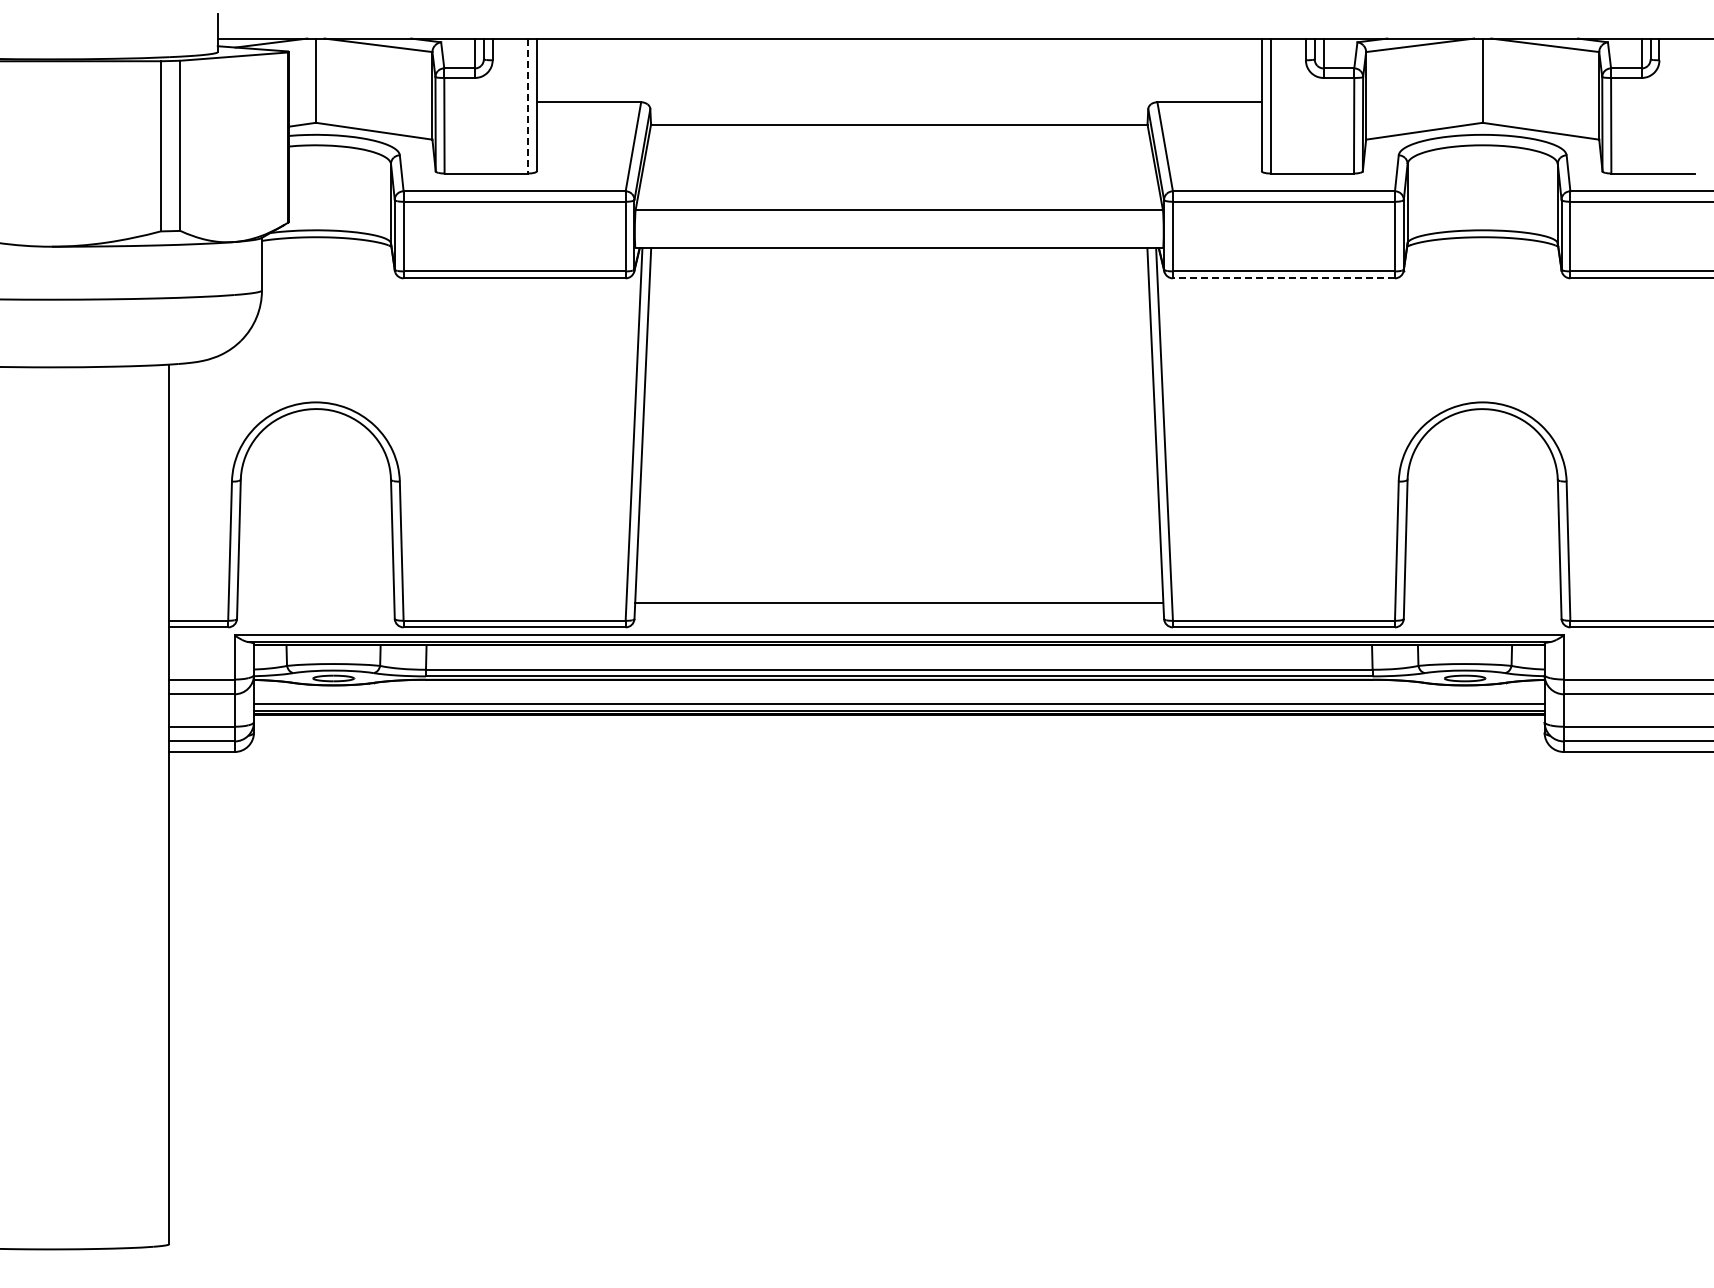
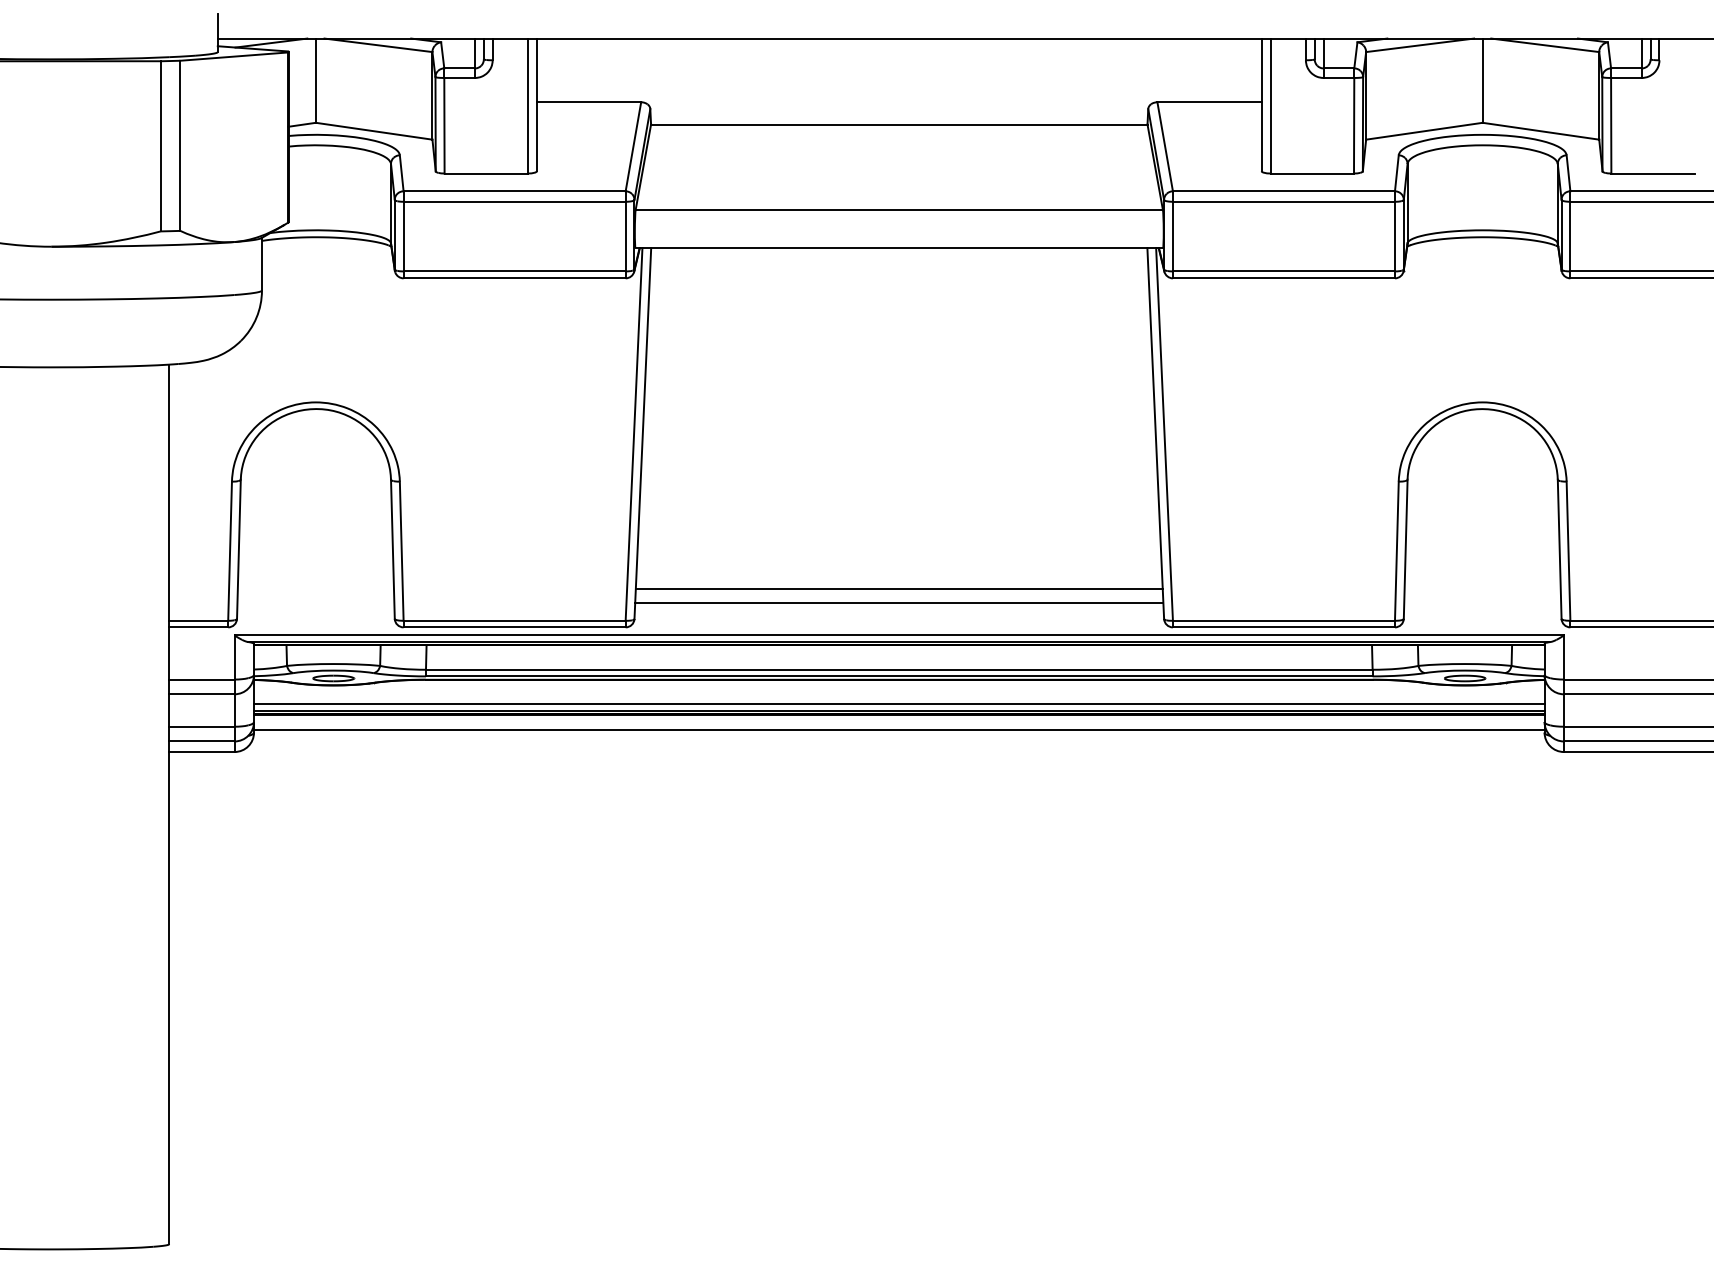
line: dashed -> solid (528, 106)
line: dashed -> solid (1283, 278)
line: none -> present (898, 588)
line: none -> present (899, 729)
